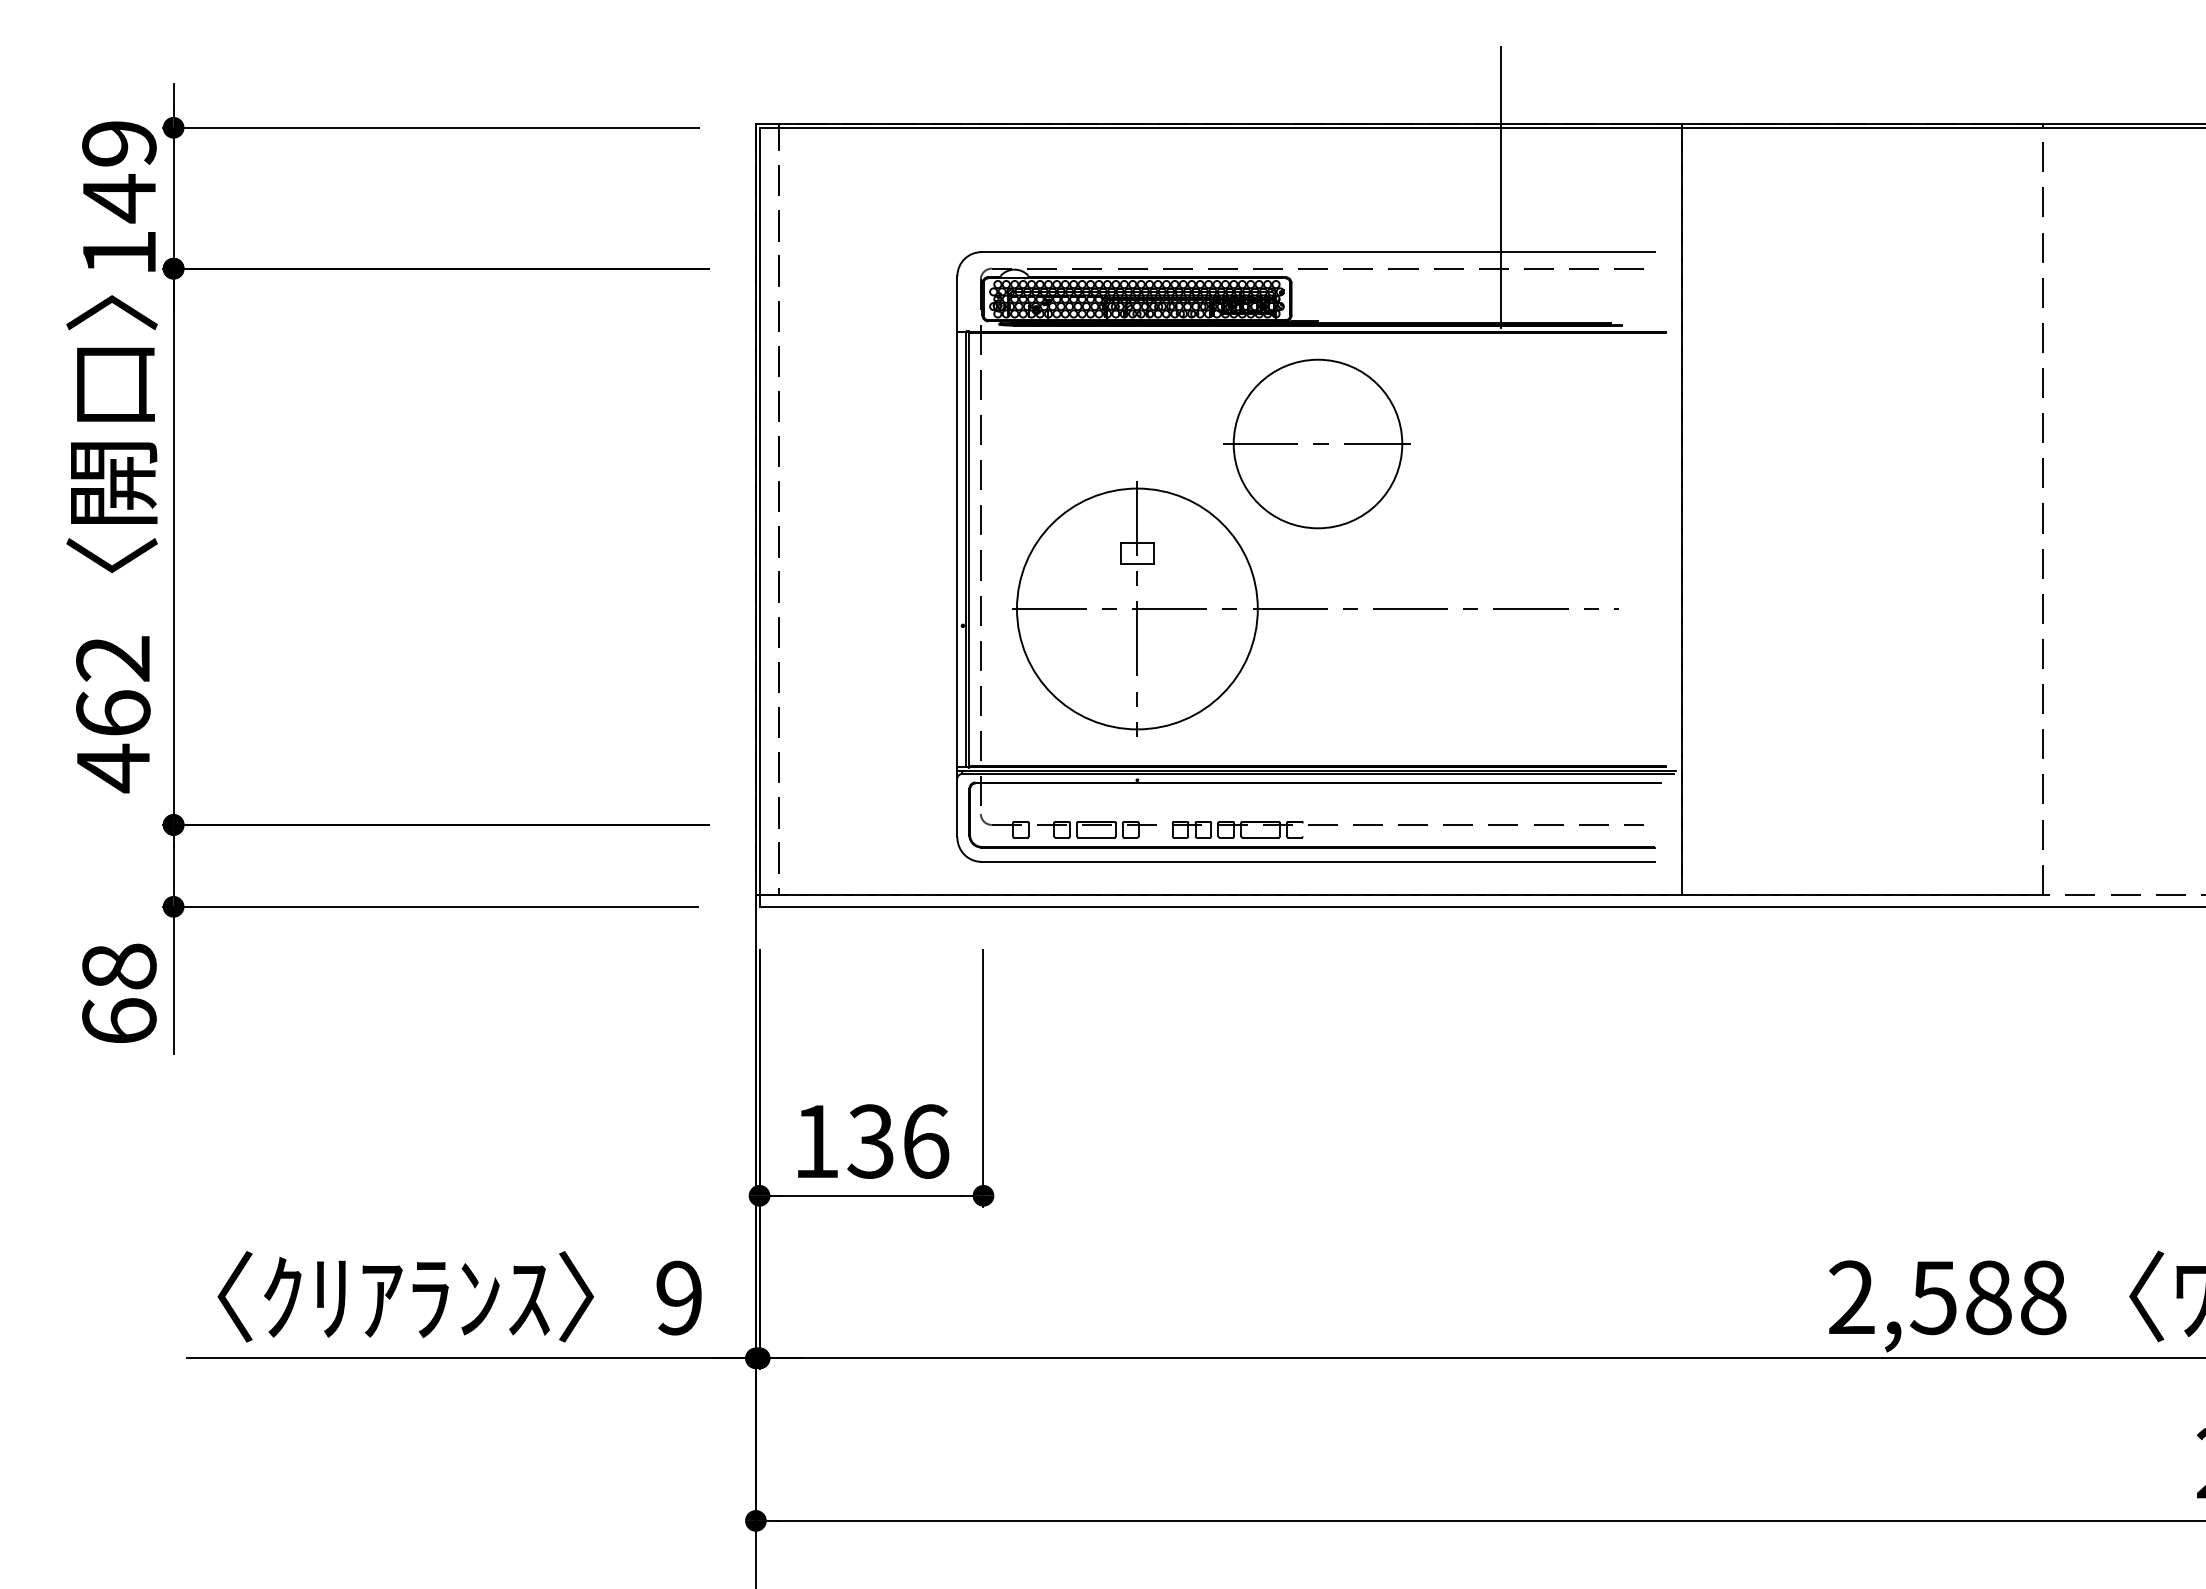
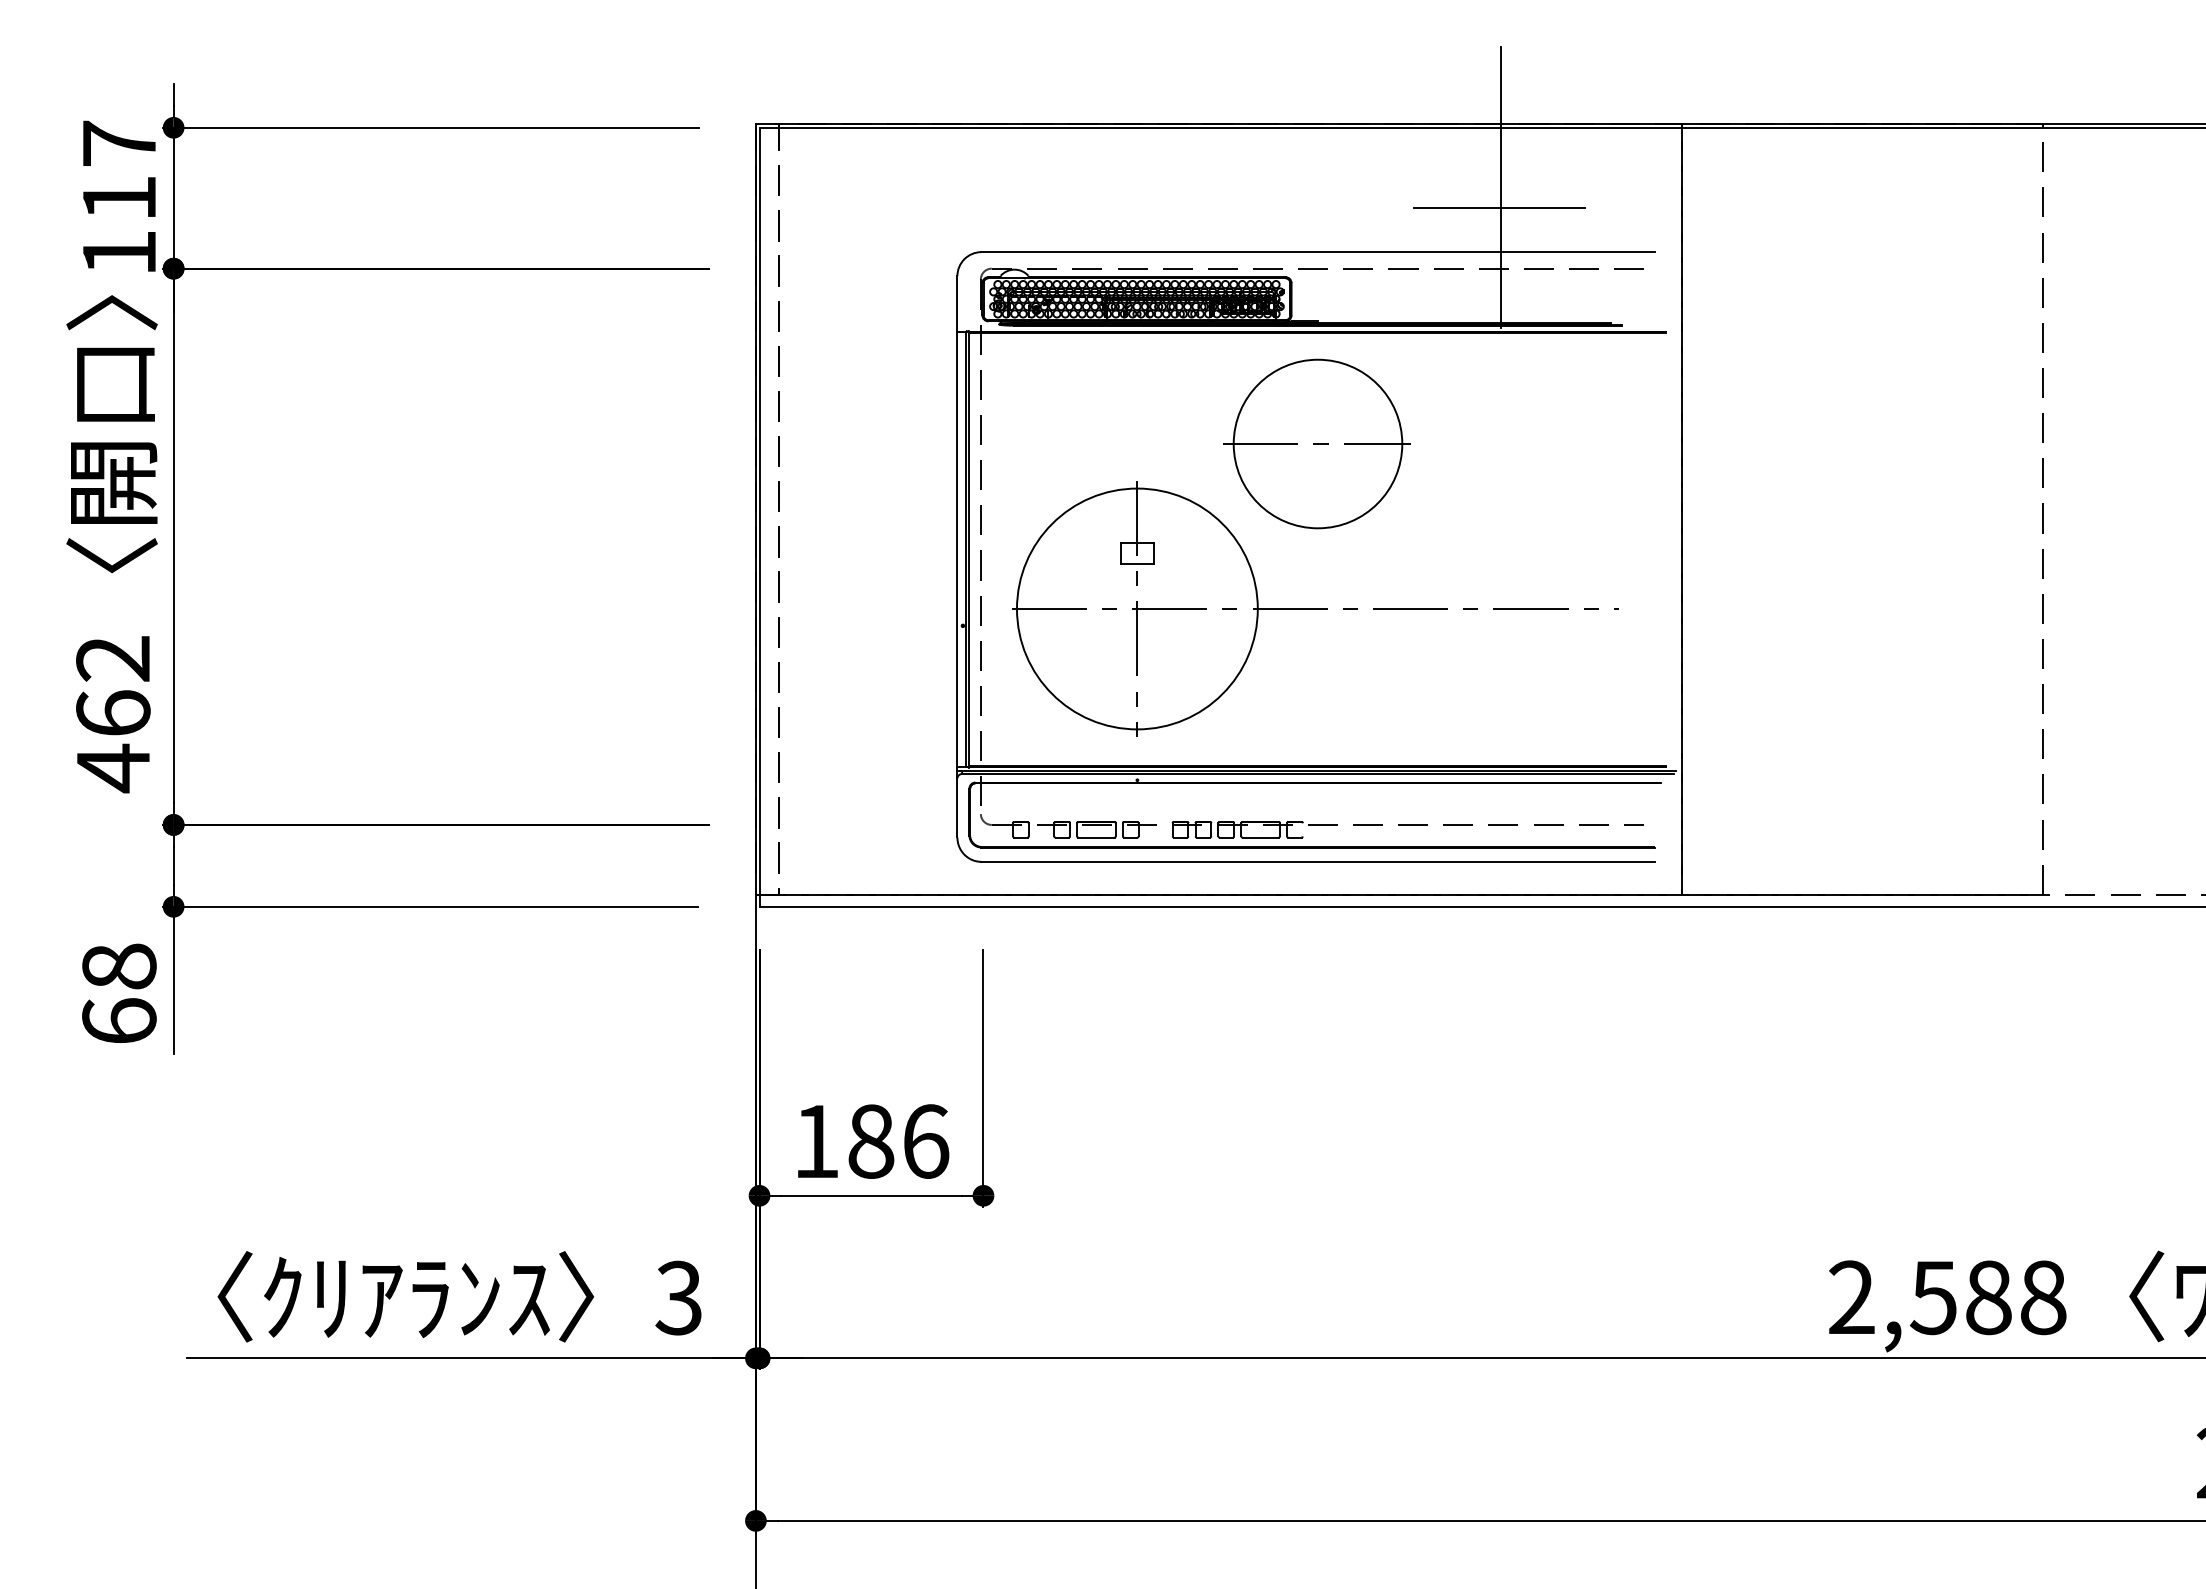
text: 149 -> 117 (119, 171)
line: none -> present (1499, 208)
text: 136 -> 186 (870, 1141)
text: 9 -> 3 (678, 1297)
